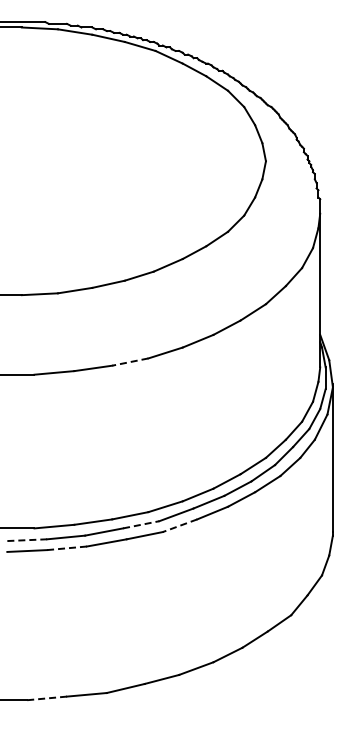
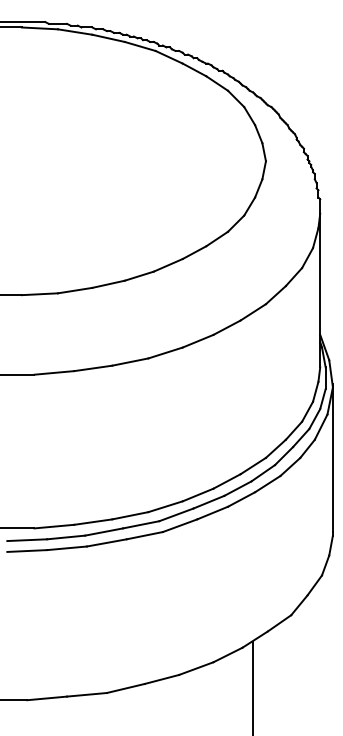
line: dashed -> solid (129, 362)
line: dashed -> solid (141, 524)
line: dashed -> solid (179, 525)
line: dashed -> solid (27, 540)
line: dashed -> solid (67, 548)
line: none -> present (253, 687)
line: dashed -> solid (47, 698)
